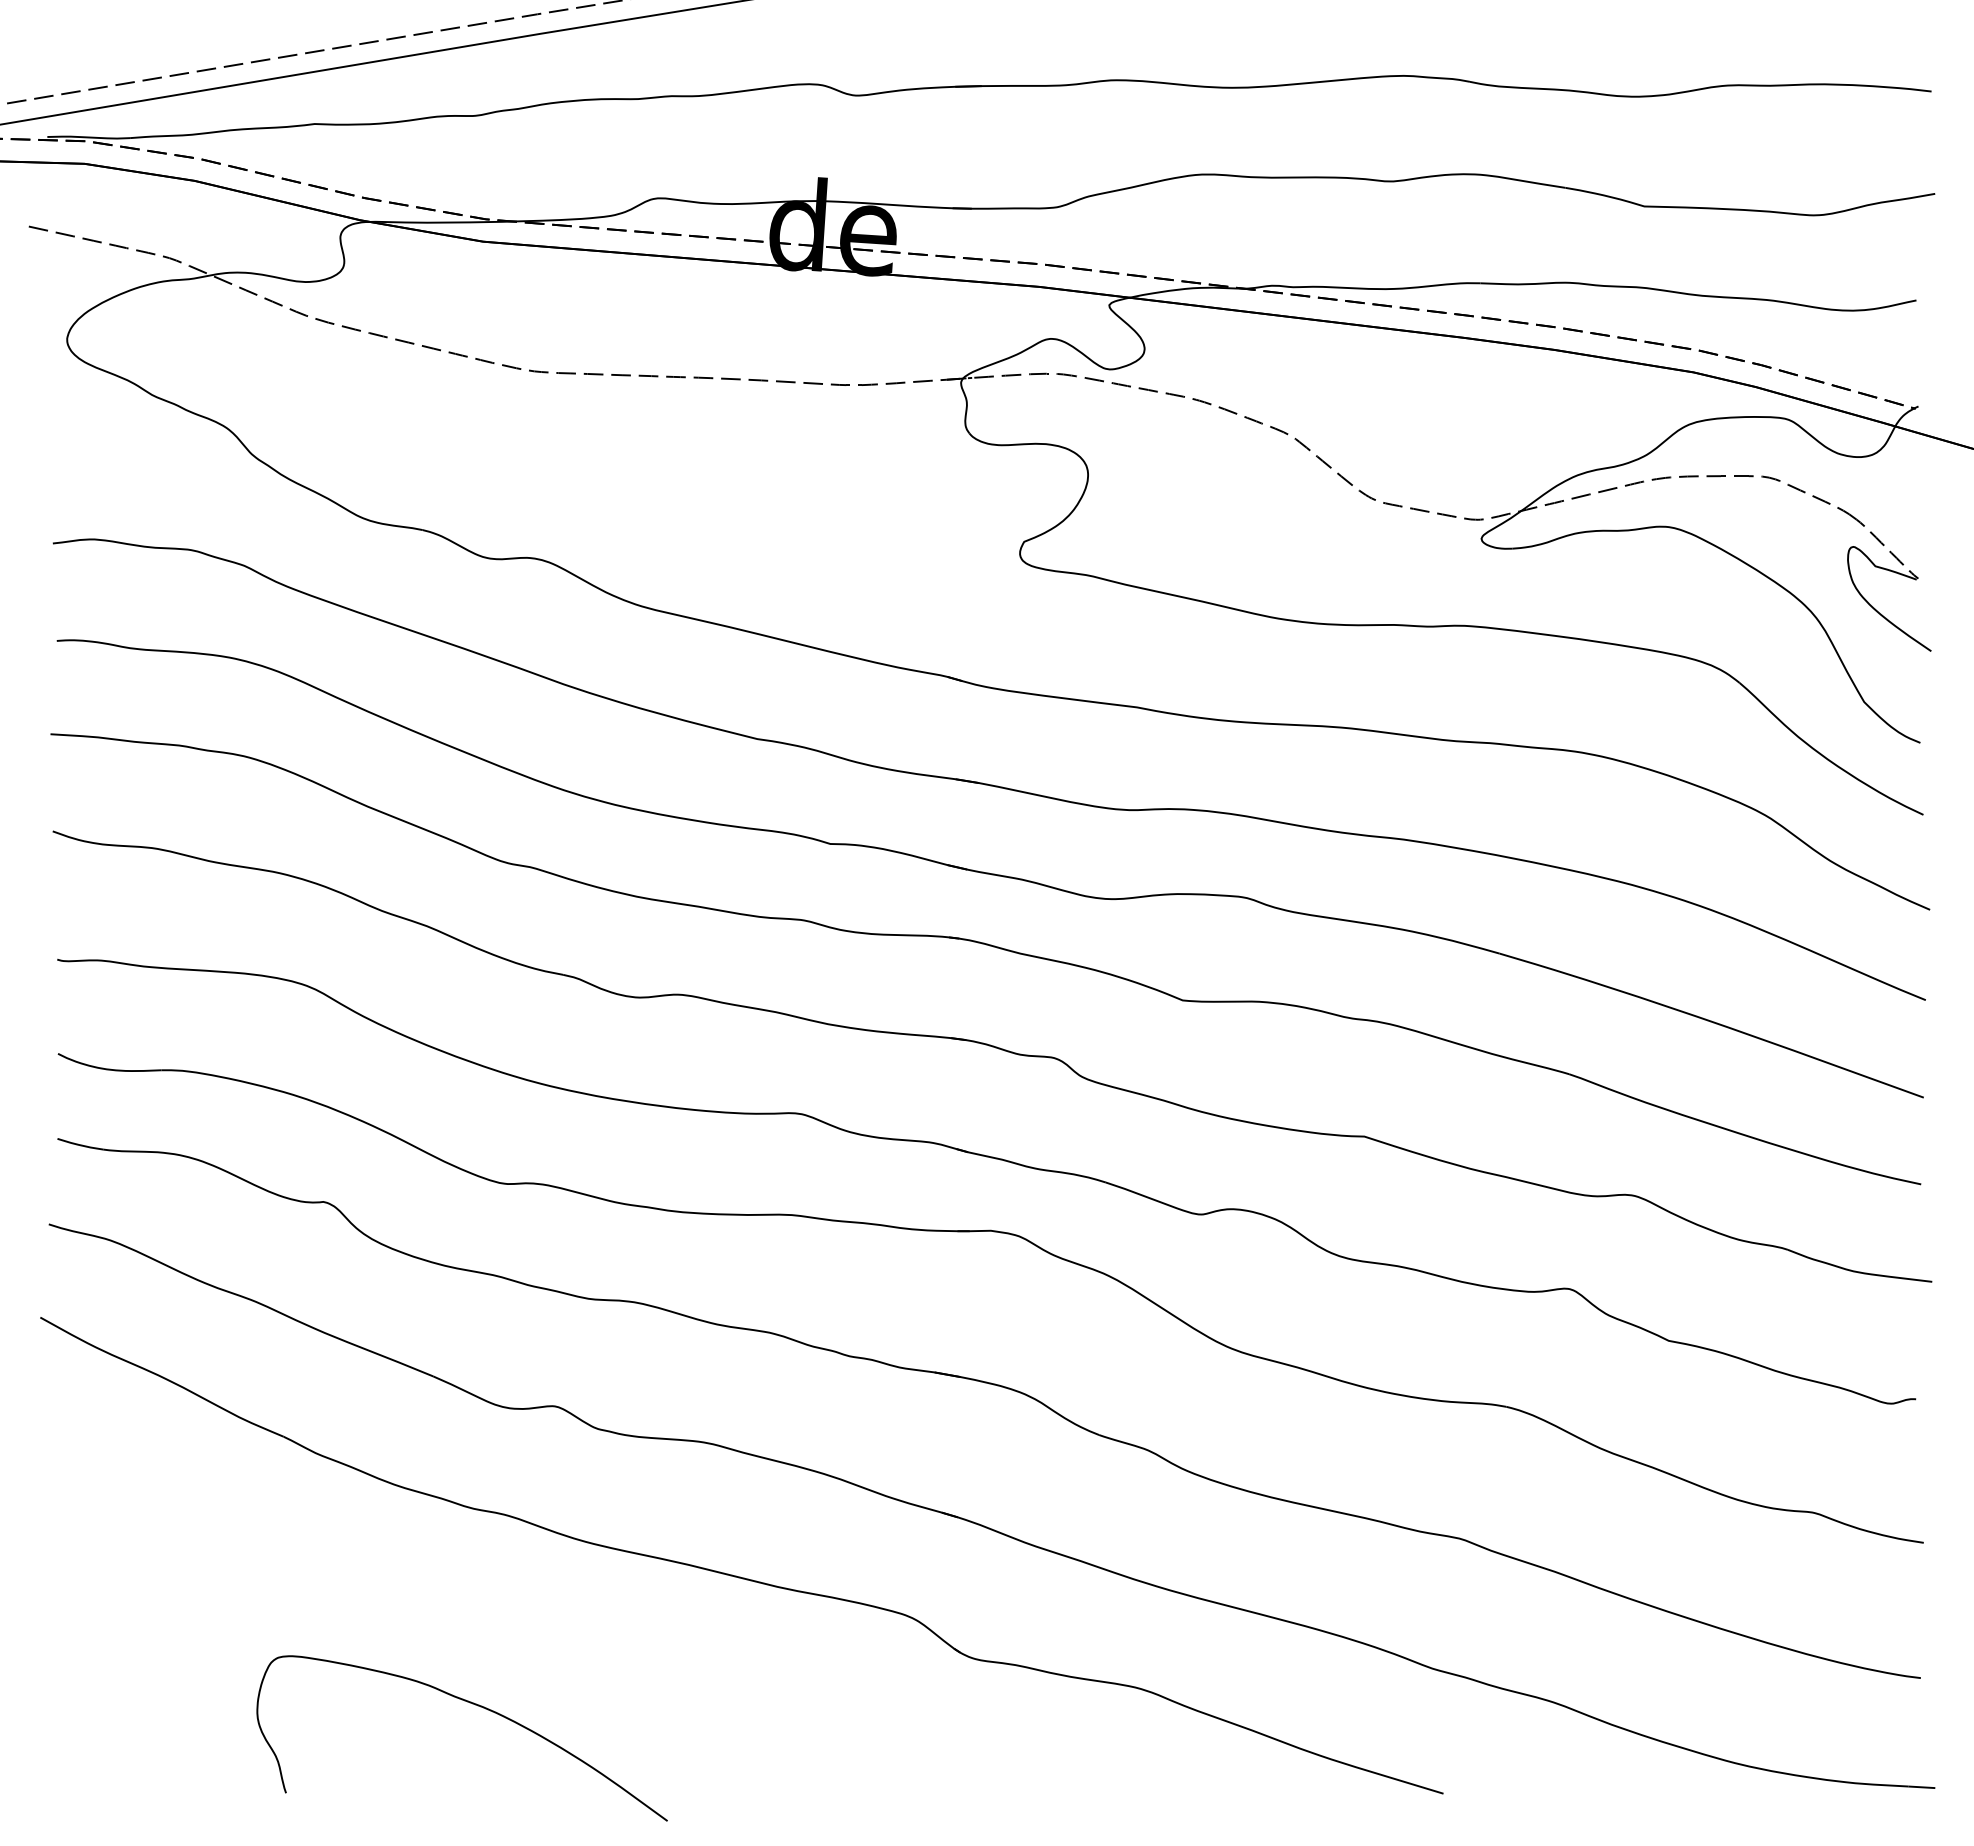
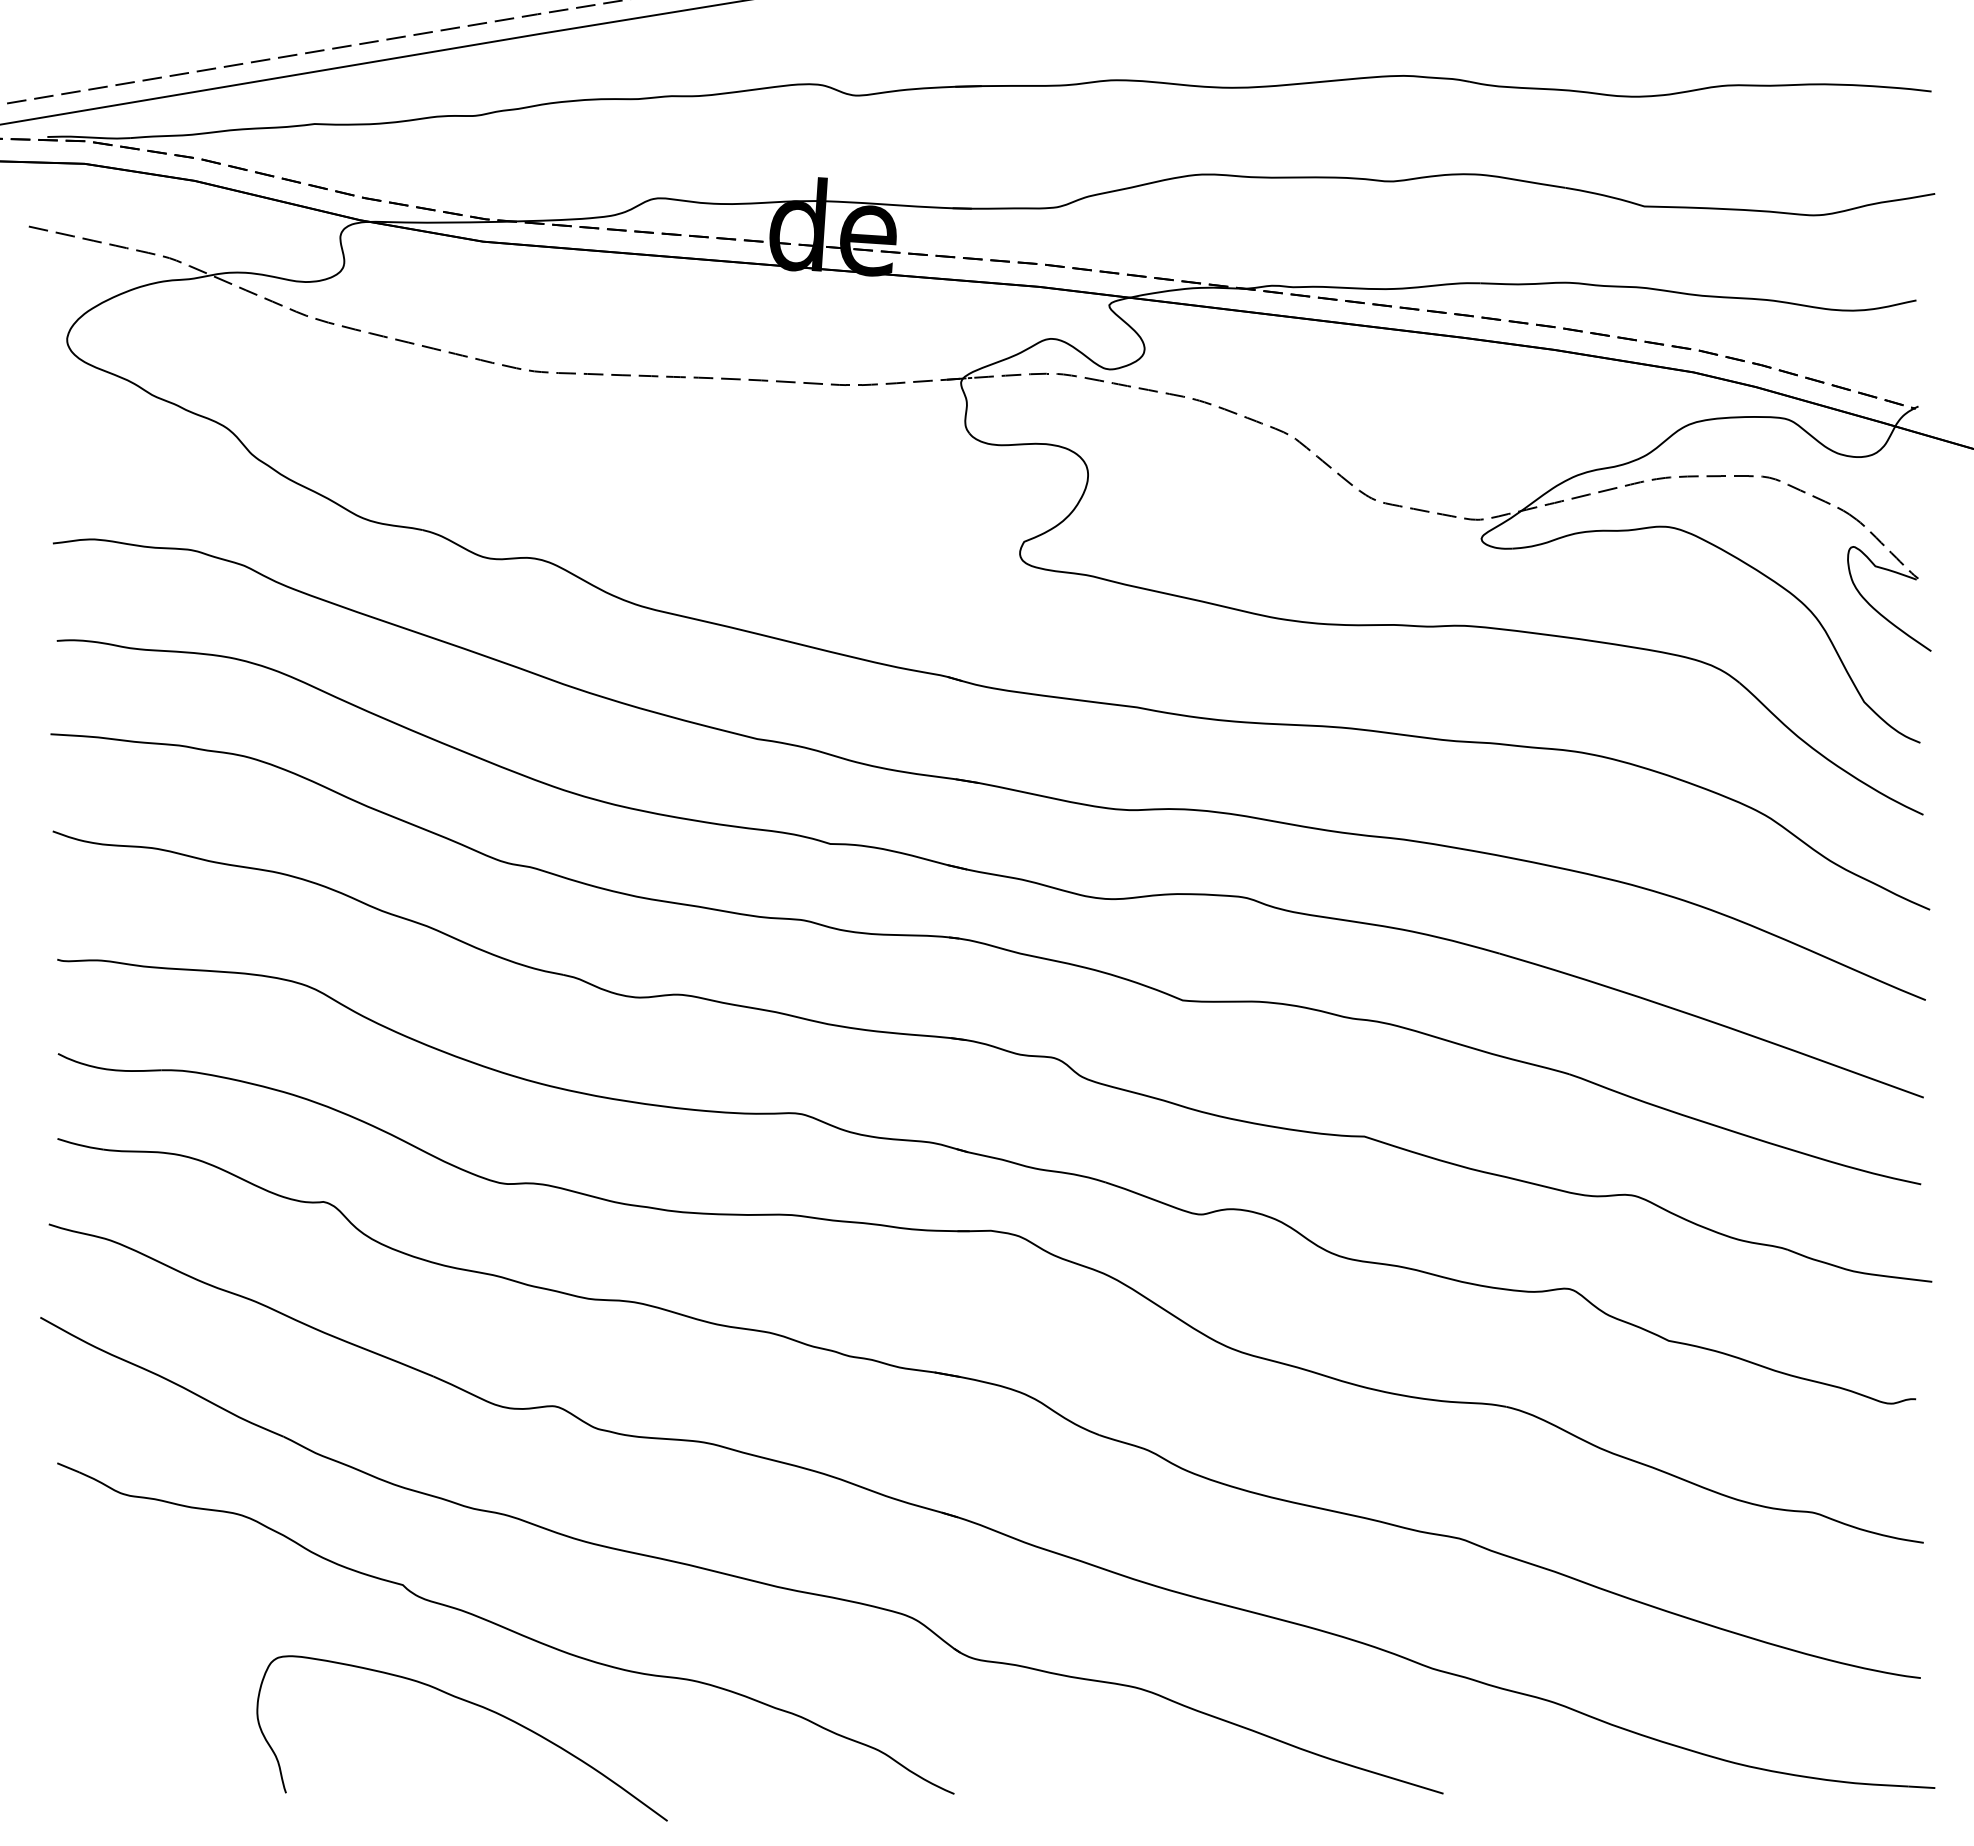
part: none -> present (505, 1628)
